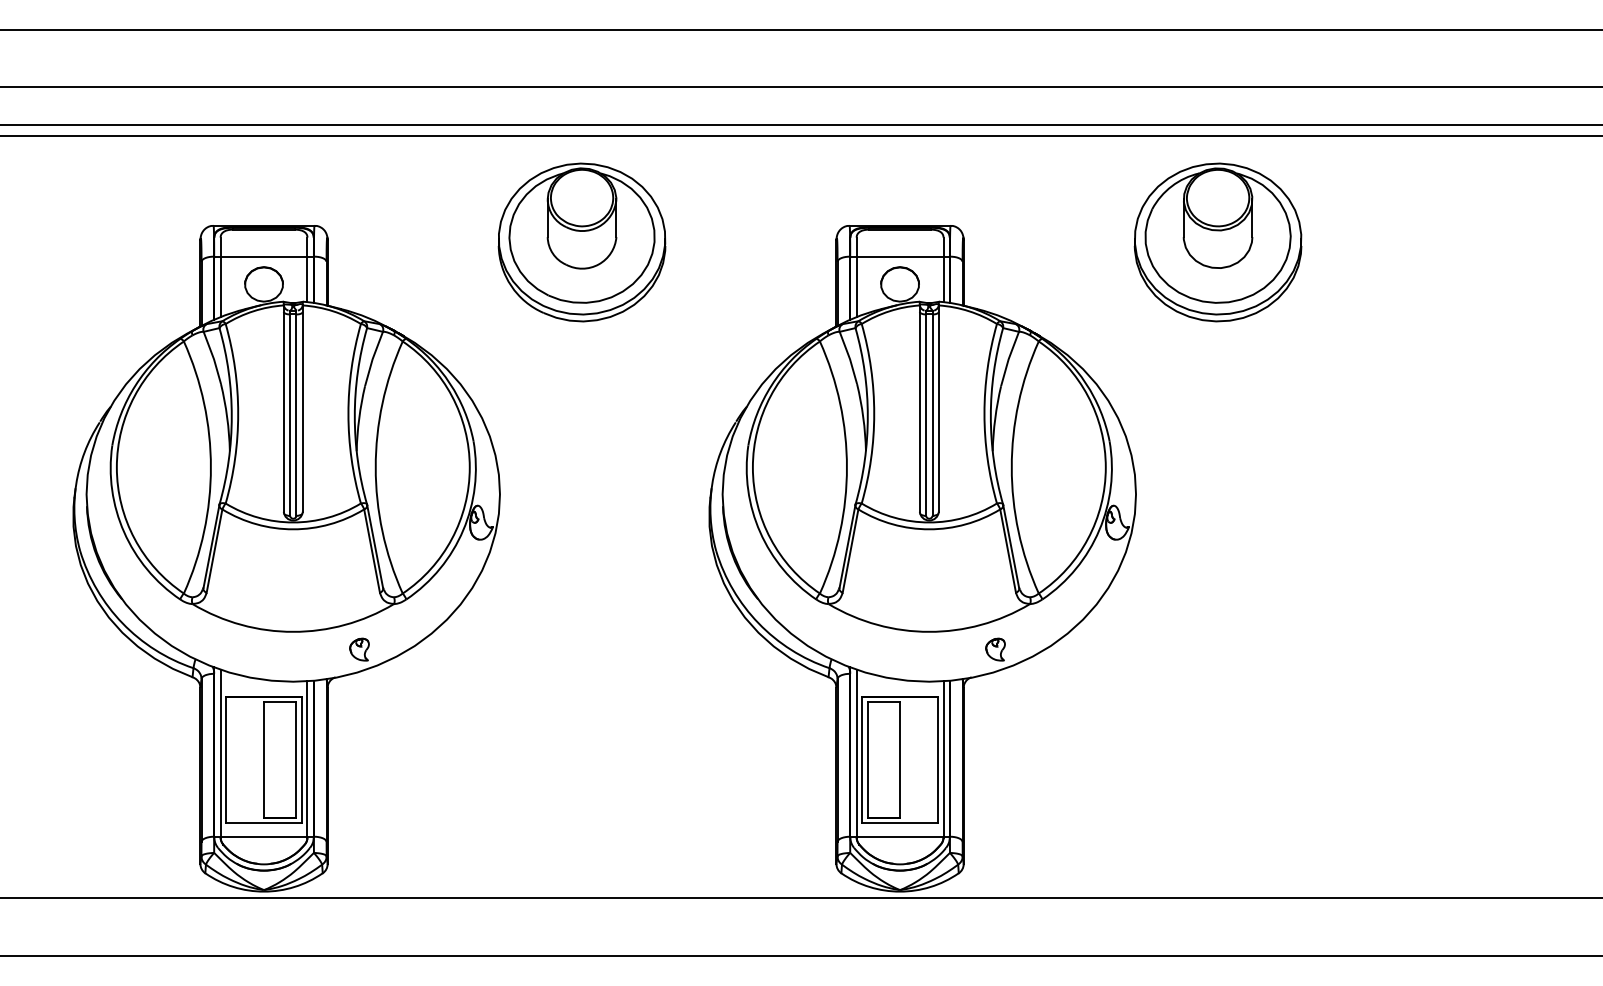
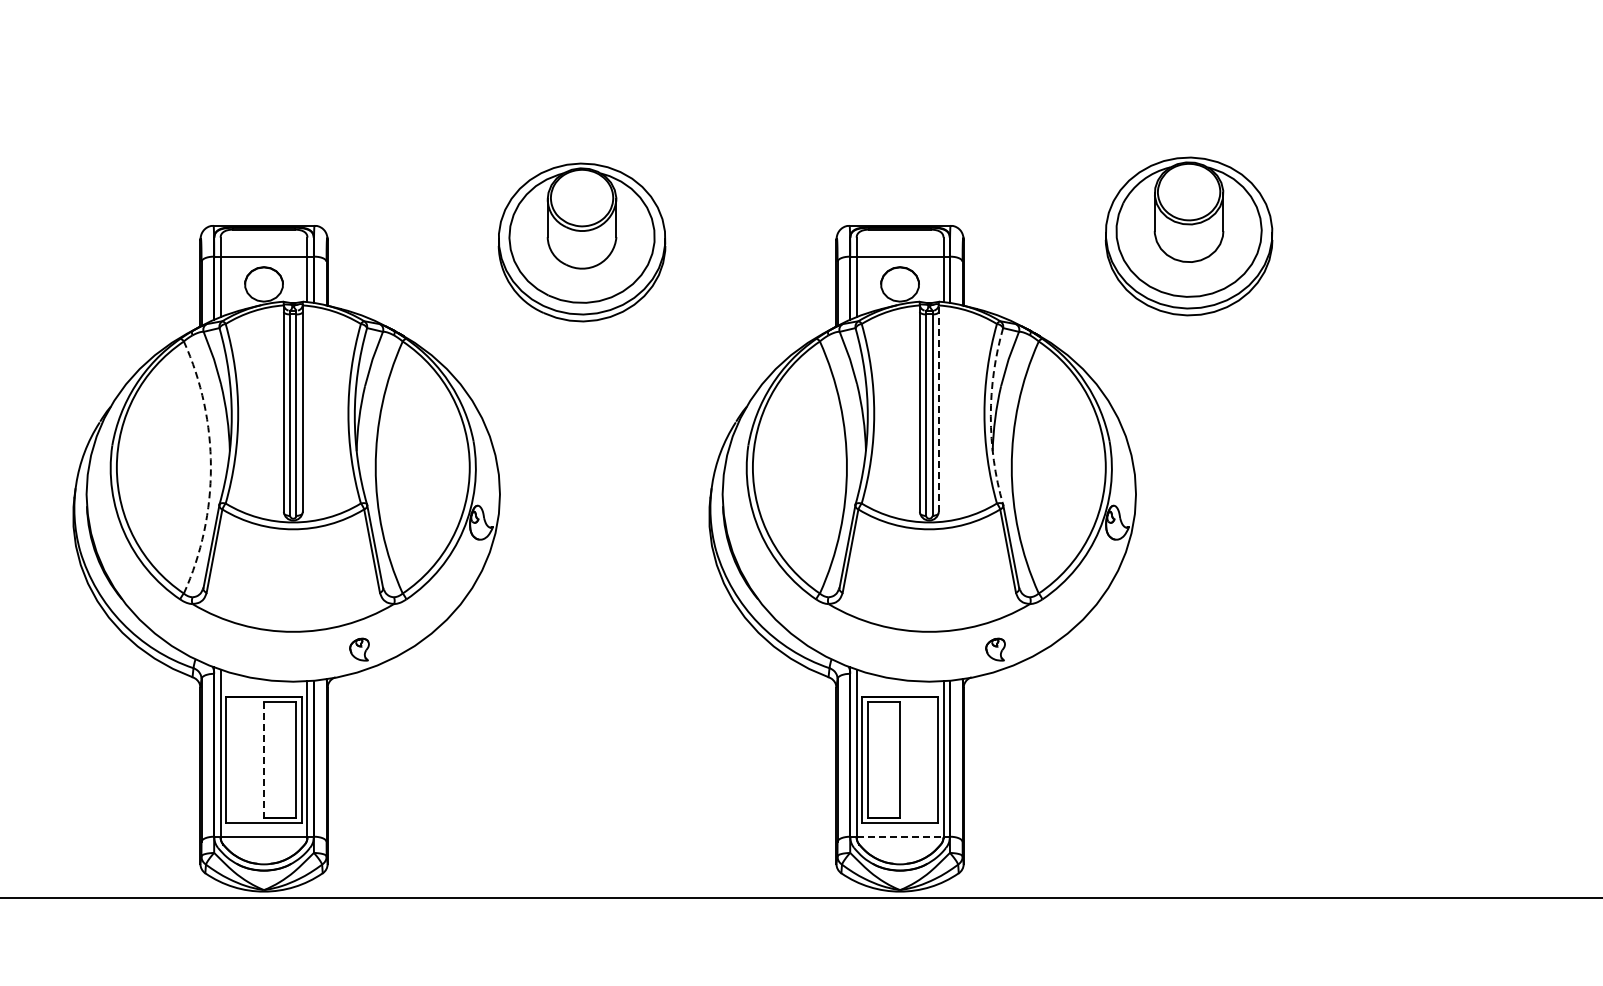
line: present -> none (800, 29)
line: present -> none (800, 87)
line: present -> none (800, 125)
line: present -> none (800, 135)
part position: (1217, 242) -> (1188, 236) (1188, 236)
line: solid -> dashed (938, 408)
arc: solid -> dashed (990, 416)
arc: solid -> dashed (210, 467)
line: solid -> dashed (264, 759)
line: solid -> dashed (900, 836)
line: present -> none (800, 956)
